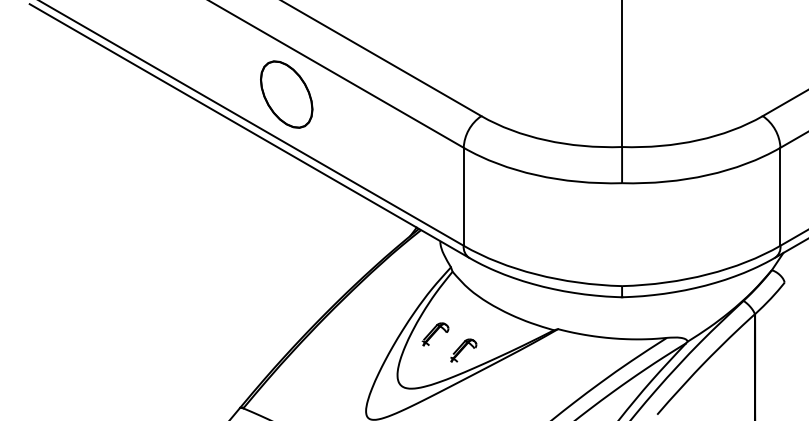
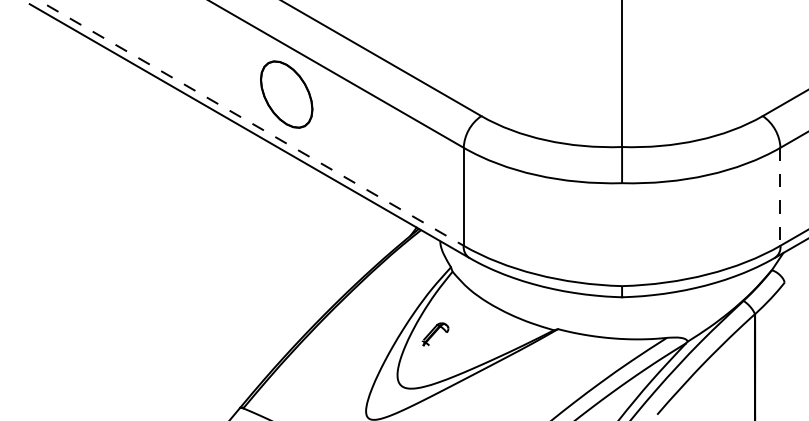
line: solid -> dashed (250, 122)
line: solid -> dashed (780, 196)
part: present -> none (463, 350)
